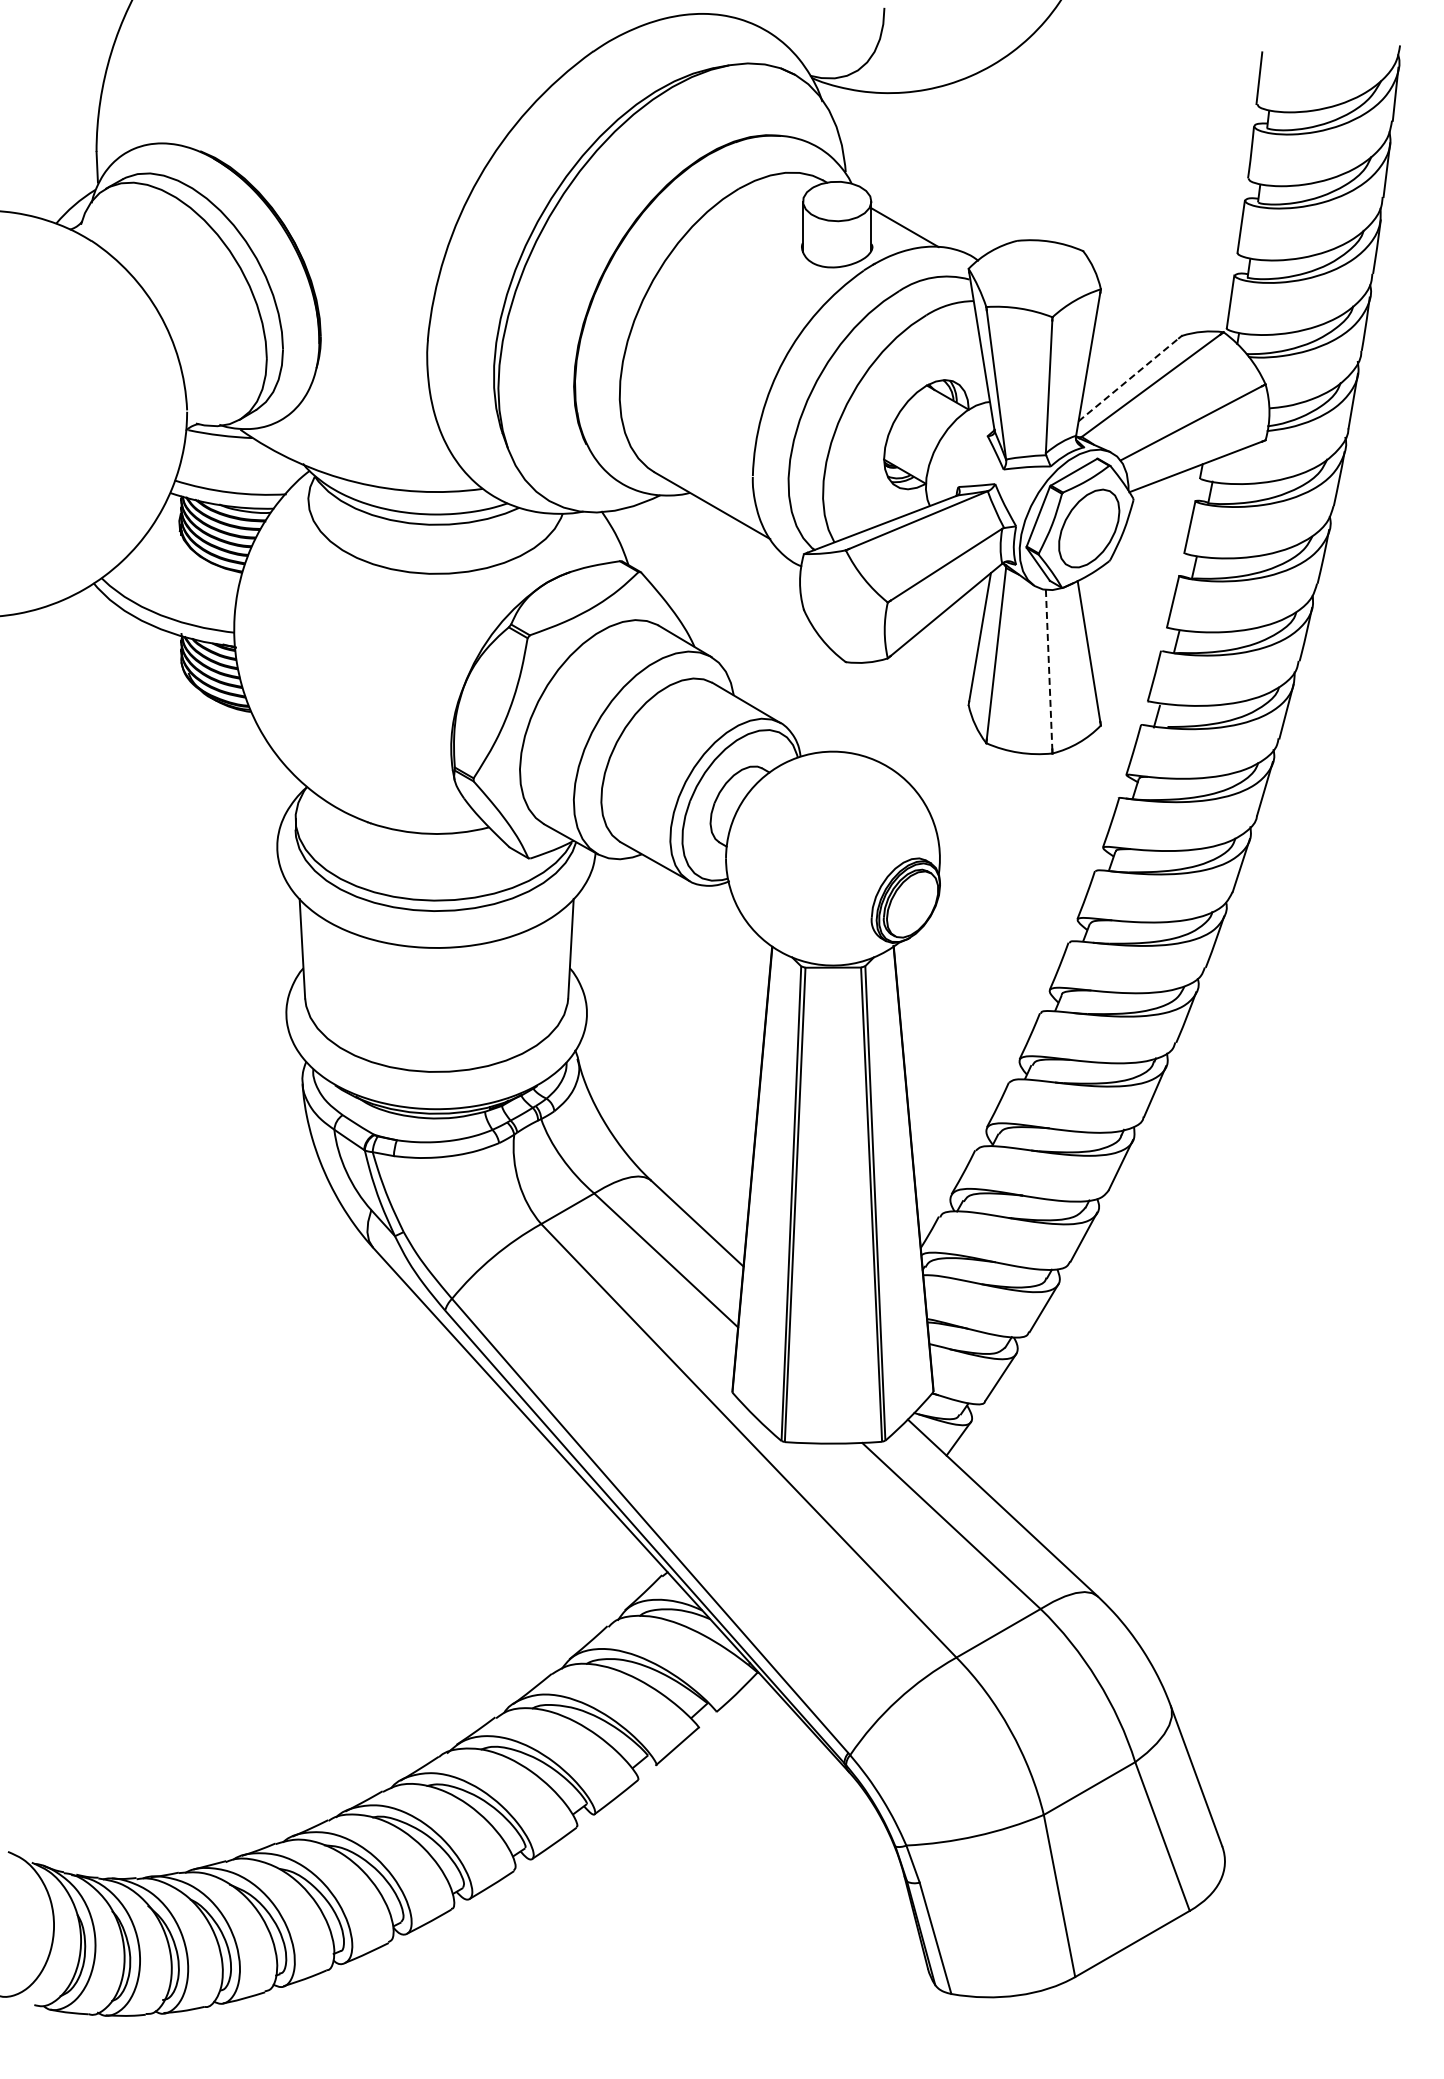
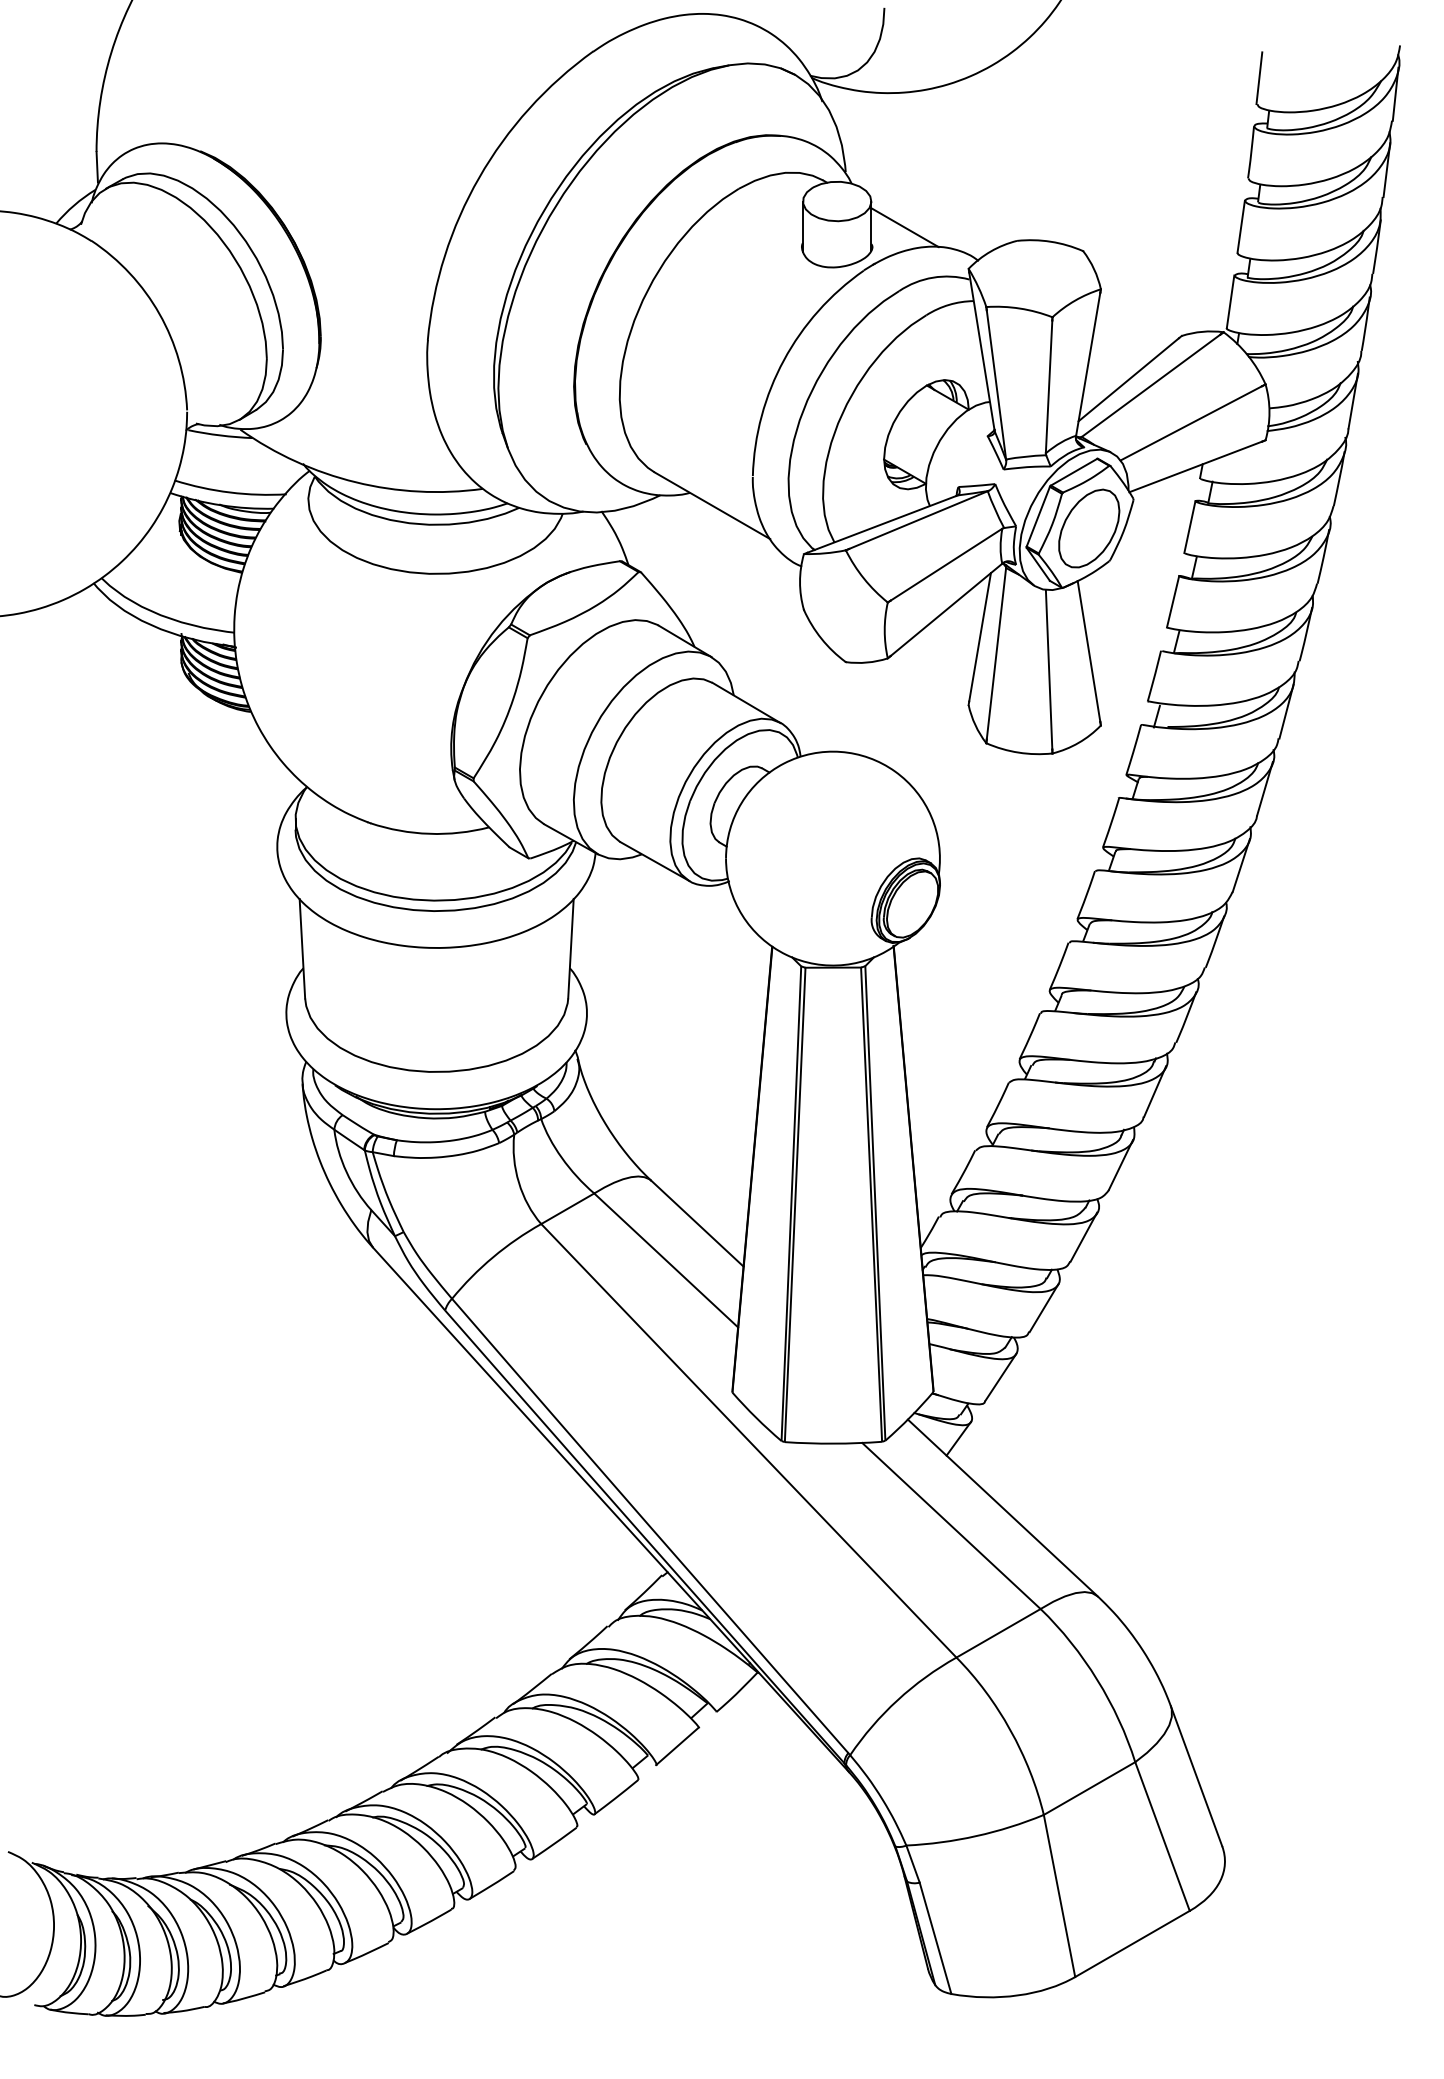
line: dashed -> solid (1129, 379)
line: dashed -> solid (1049, 669)
